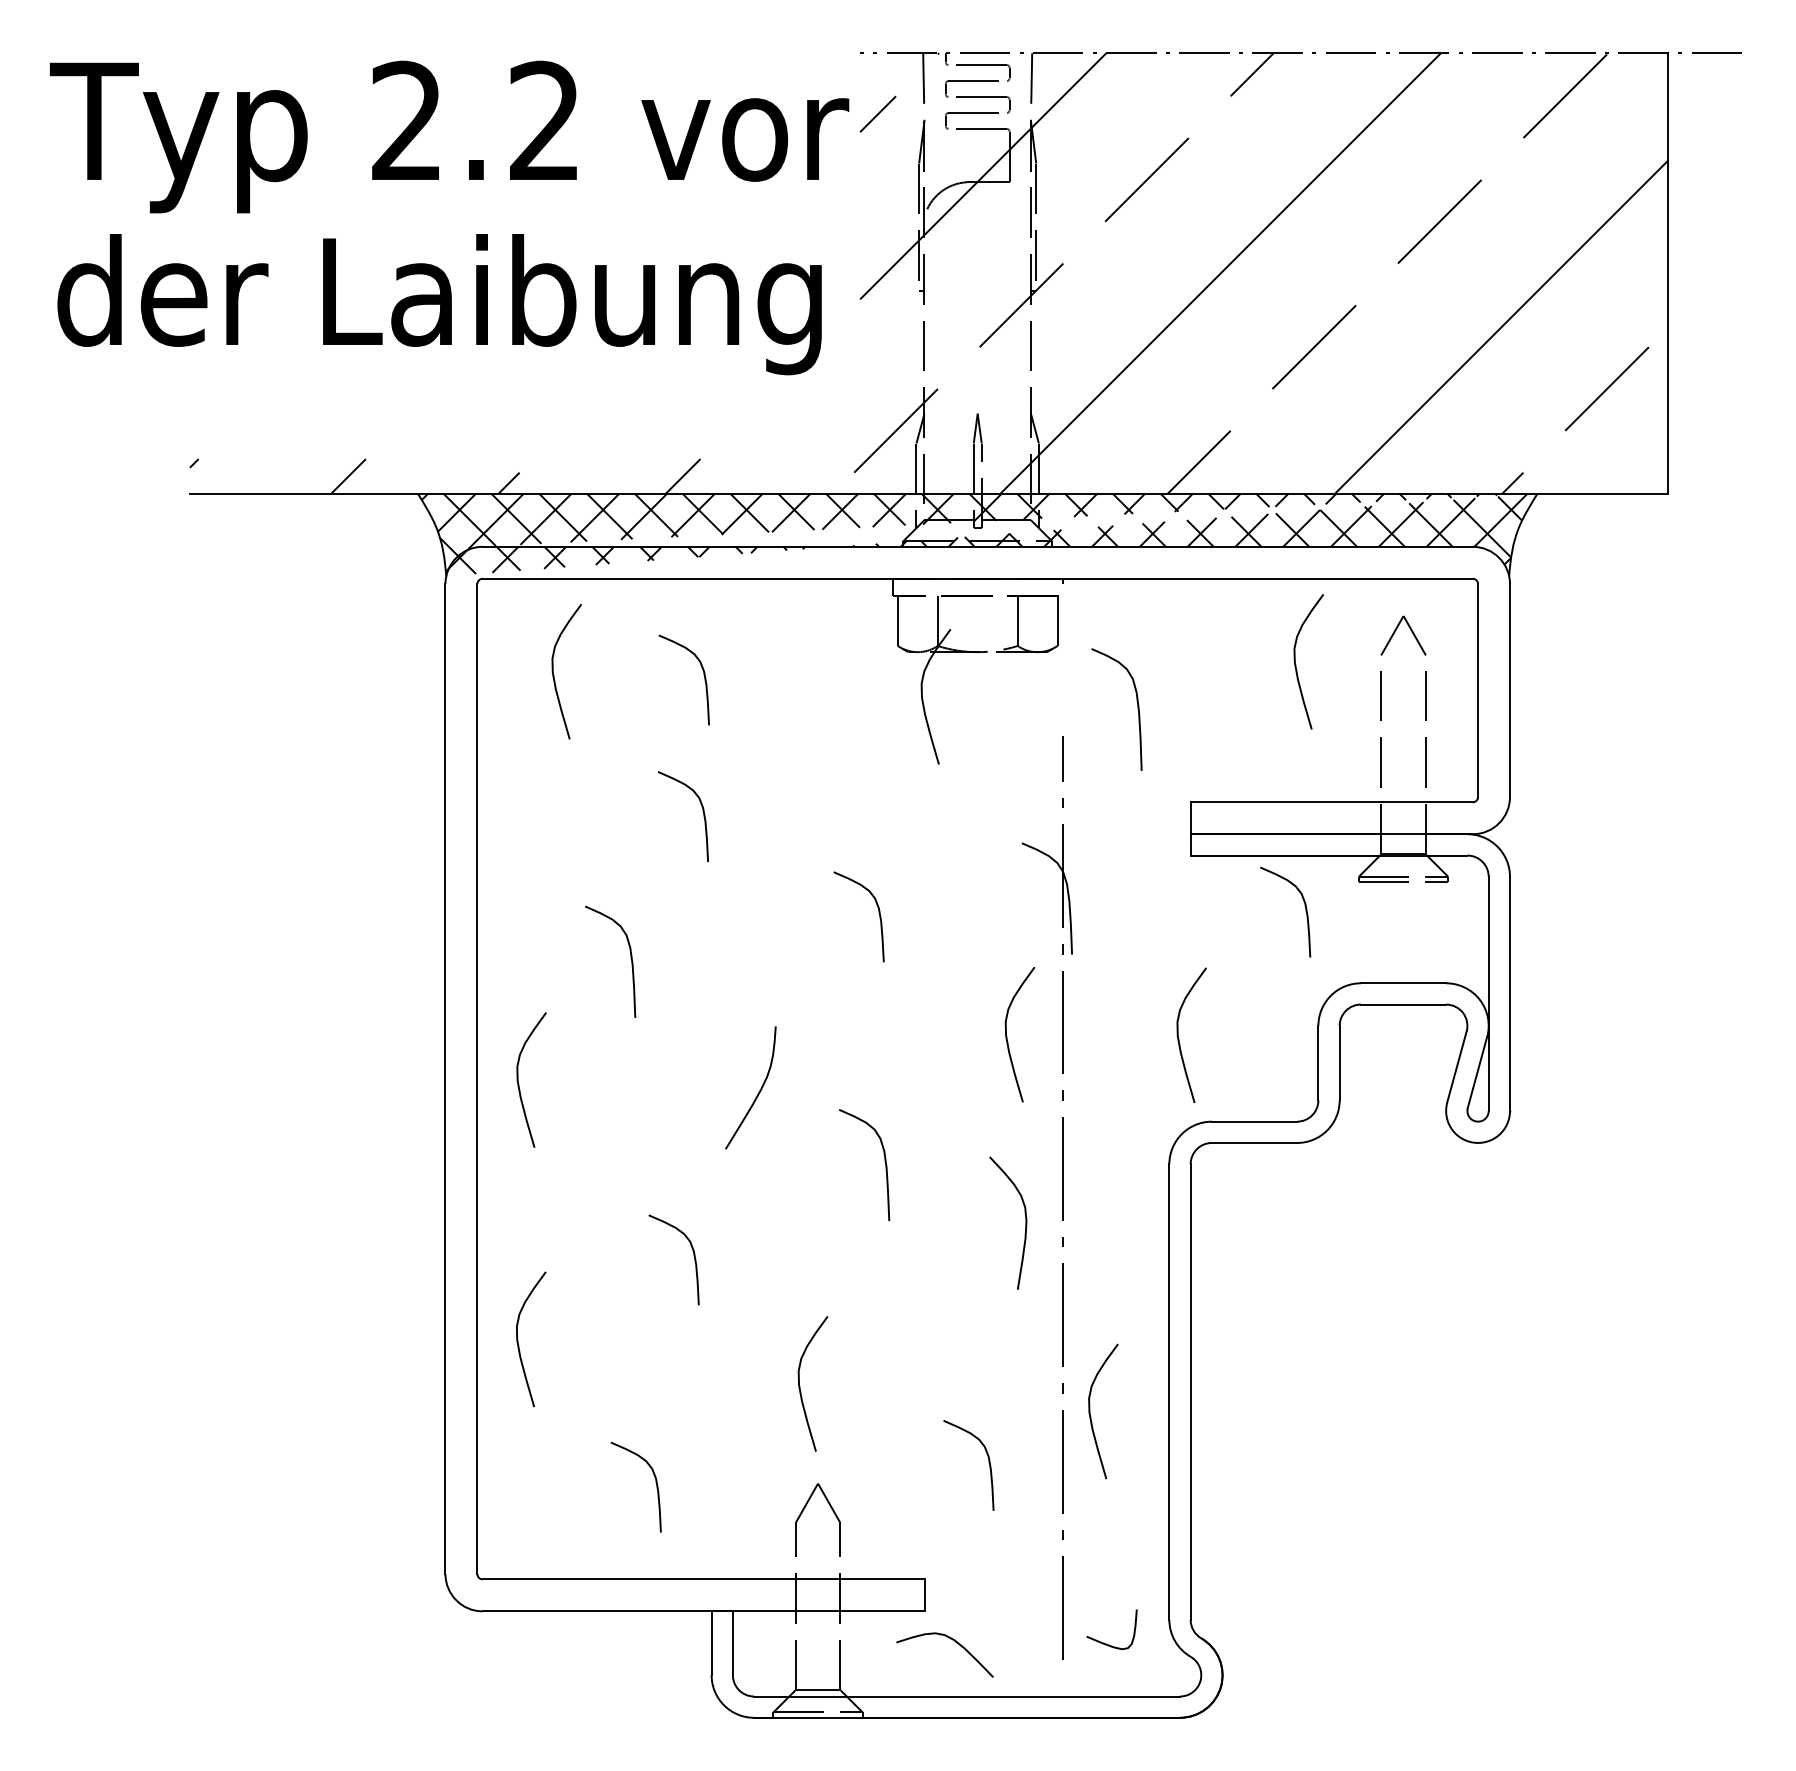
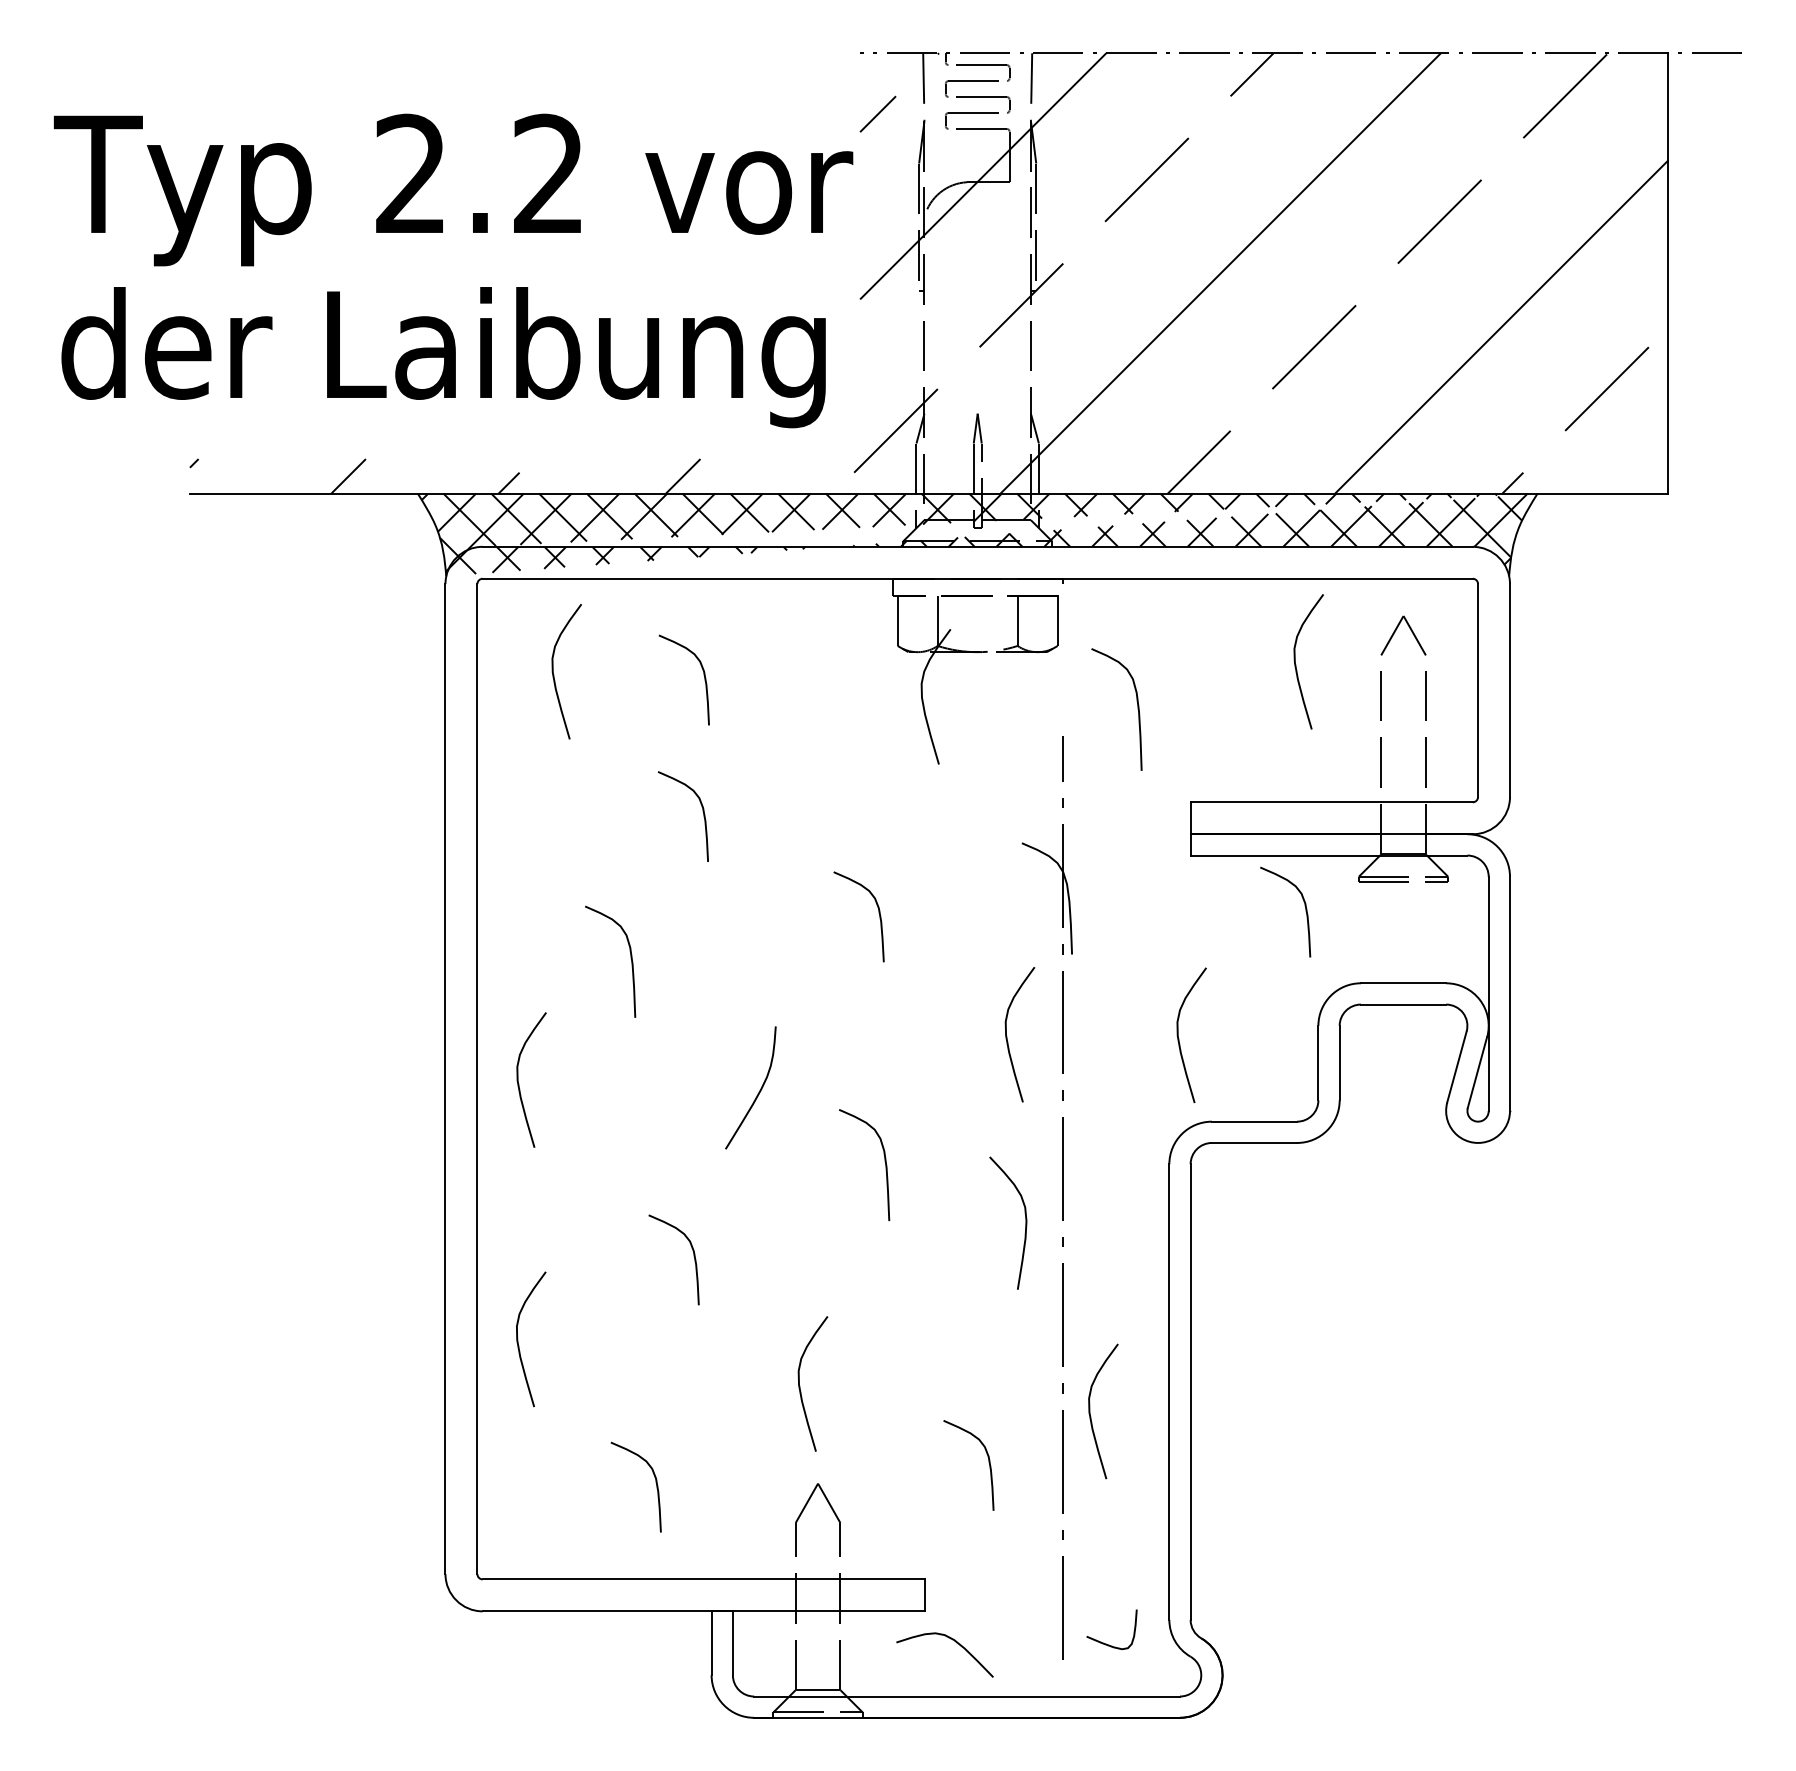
text position: (449, 217) -> (453, 270) (453, 270)
